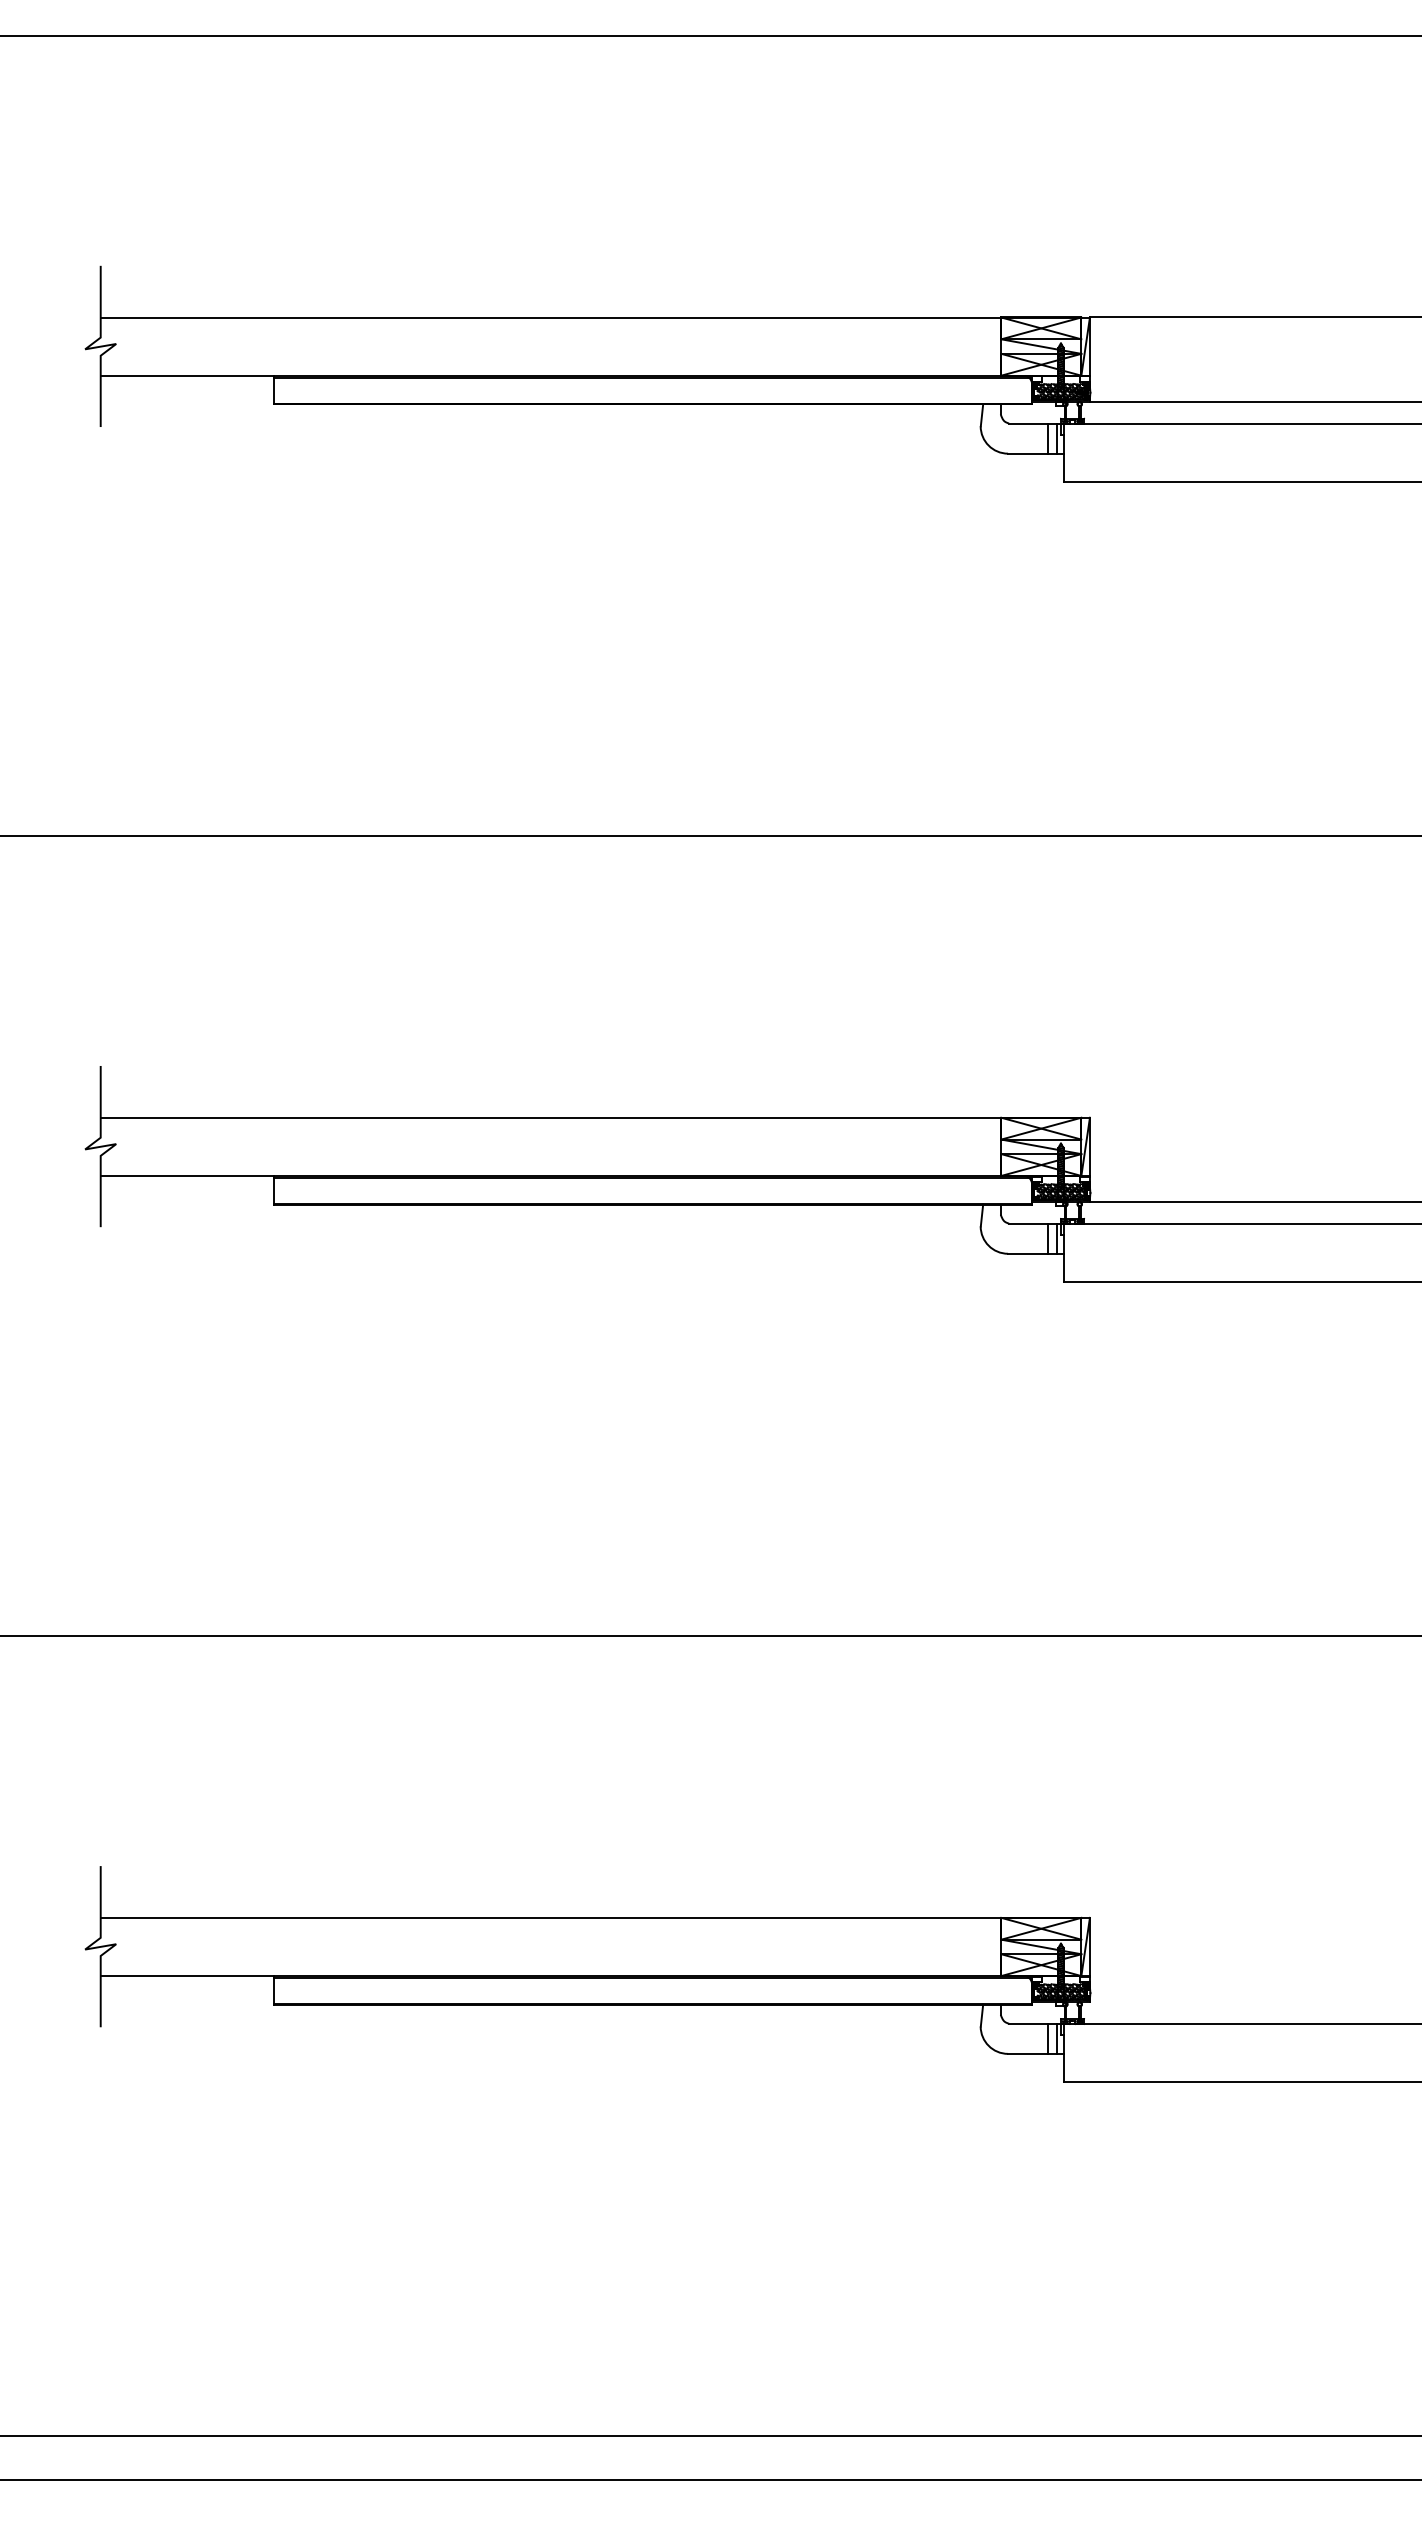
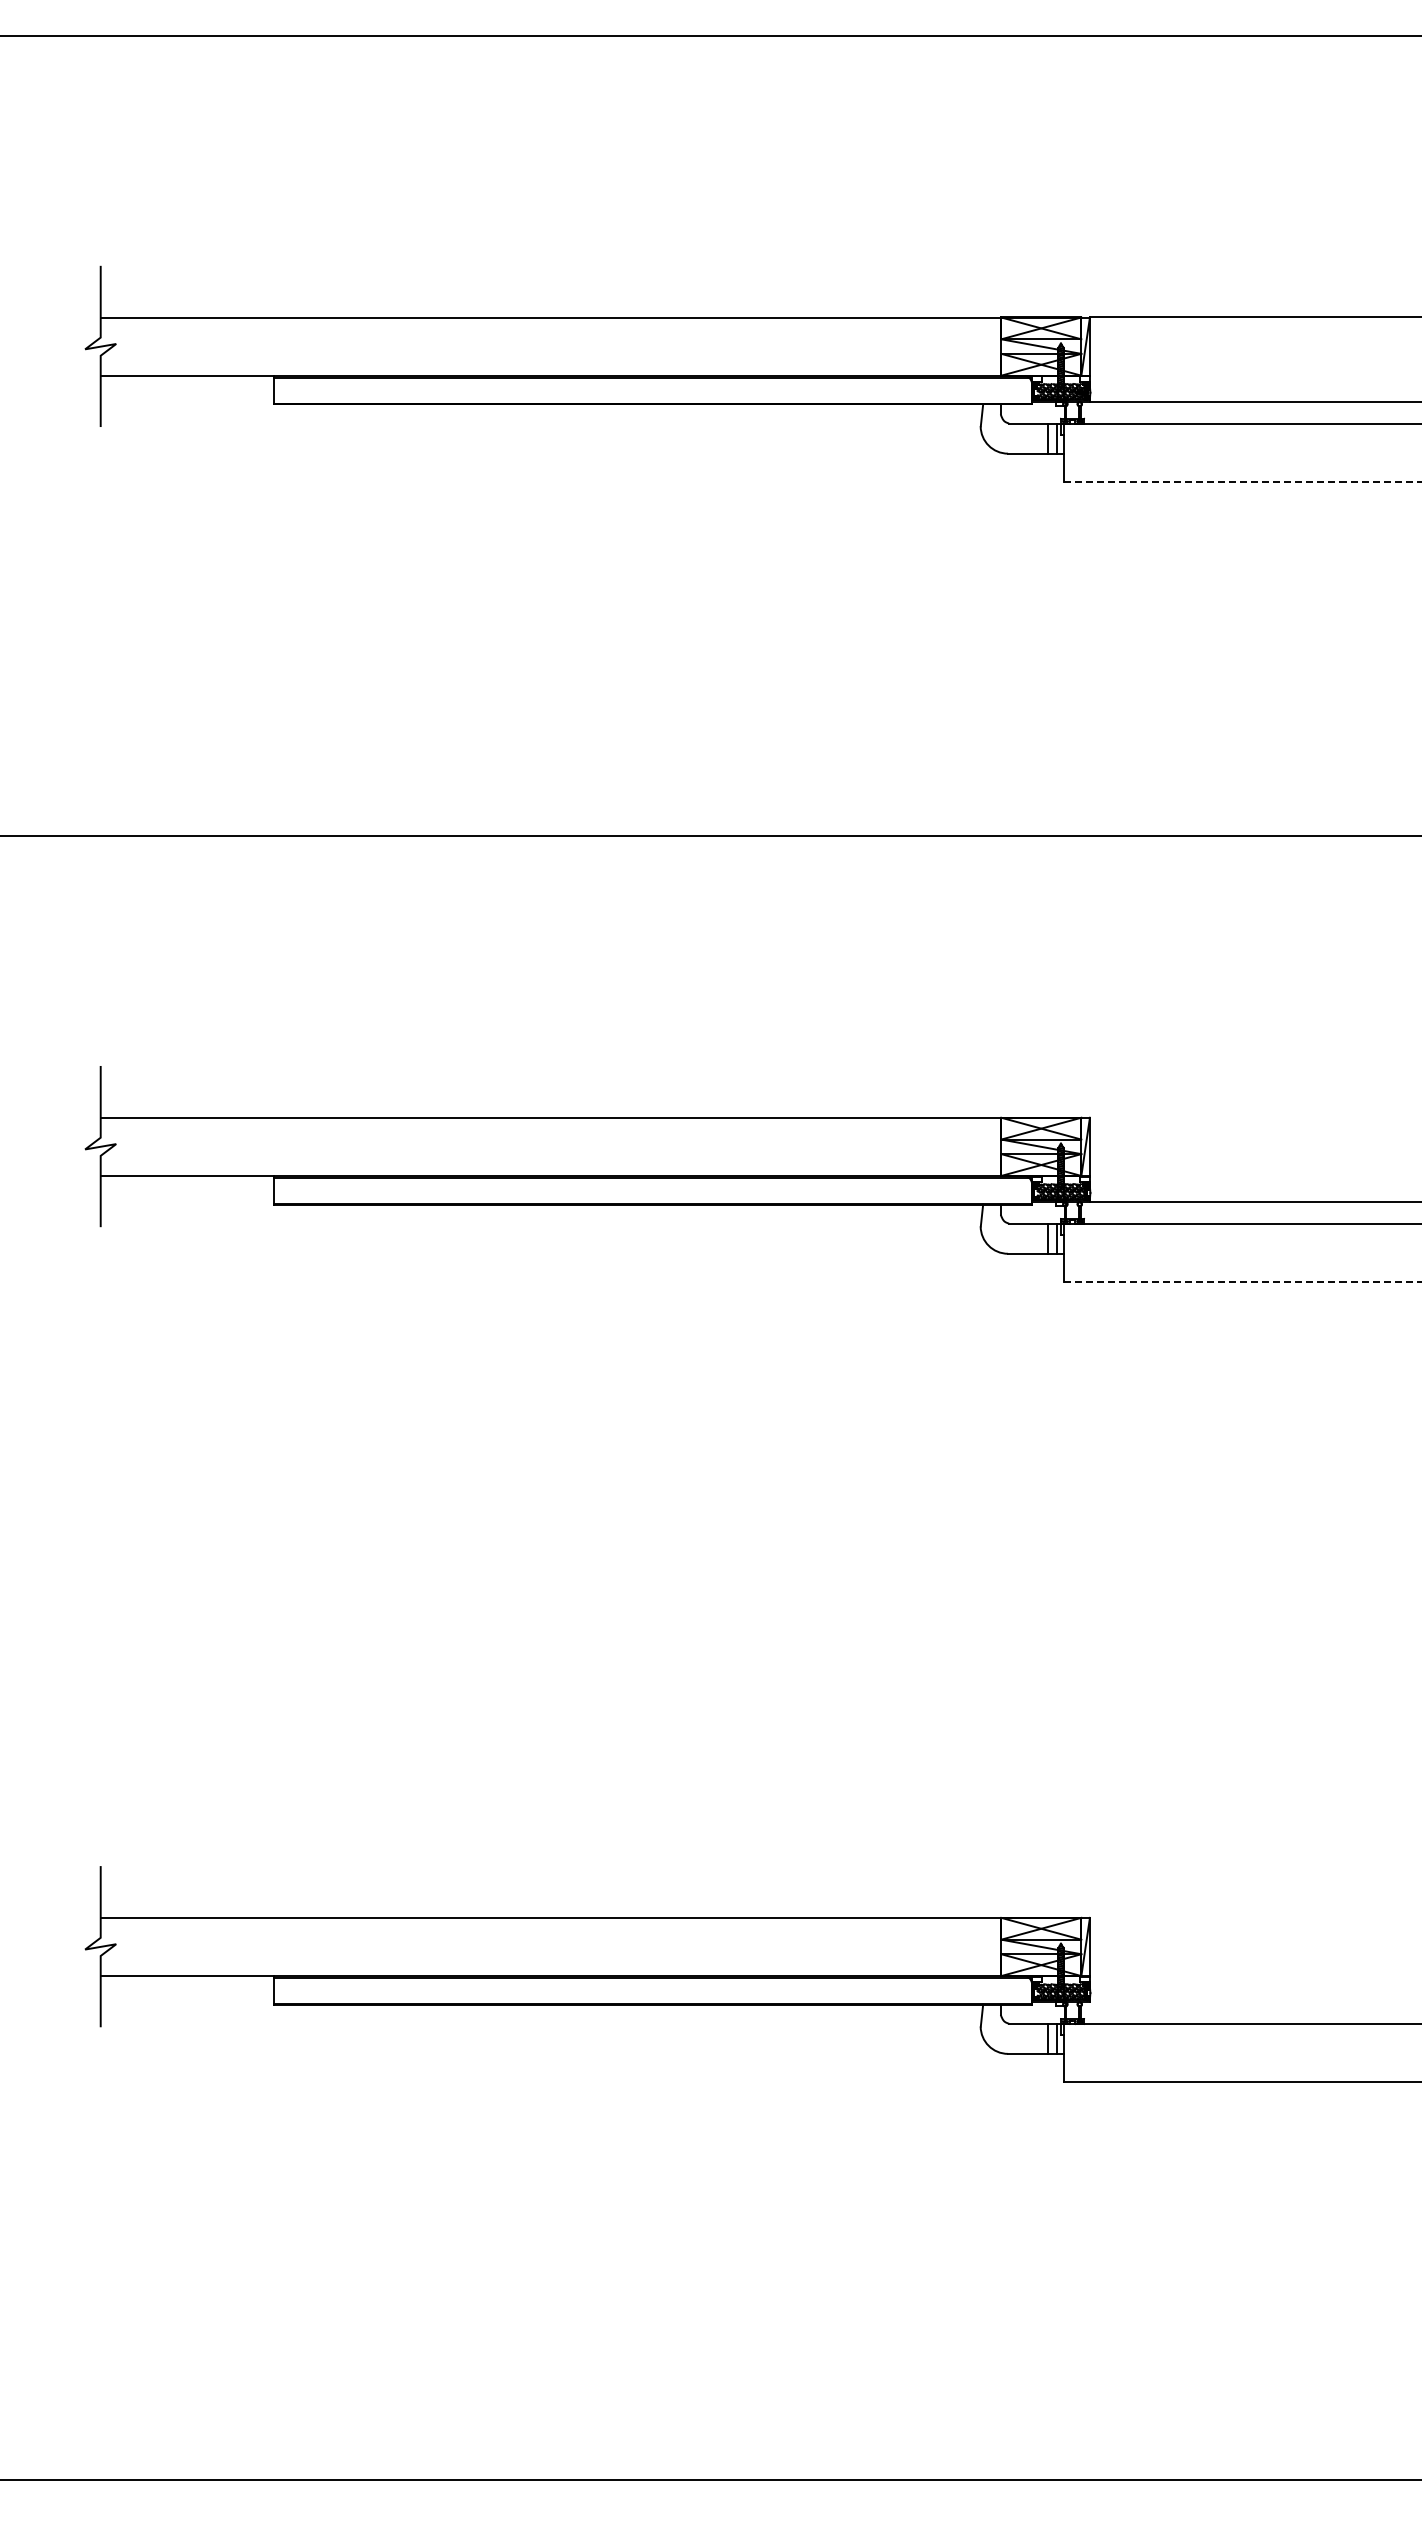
line: solid -> dashed (1243, 482)
line: solid -> dashed (1243, 1282)
line: present -> none (710, 1636)
line: present -> none (710, 2436)
